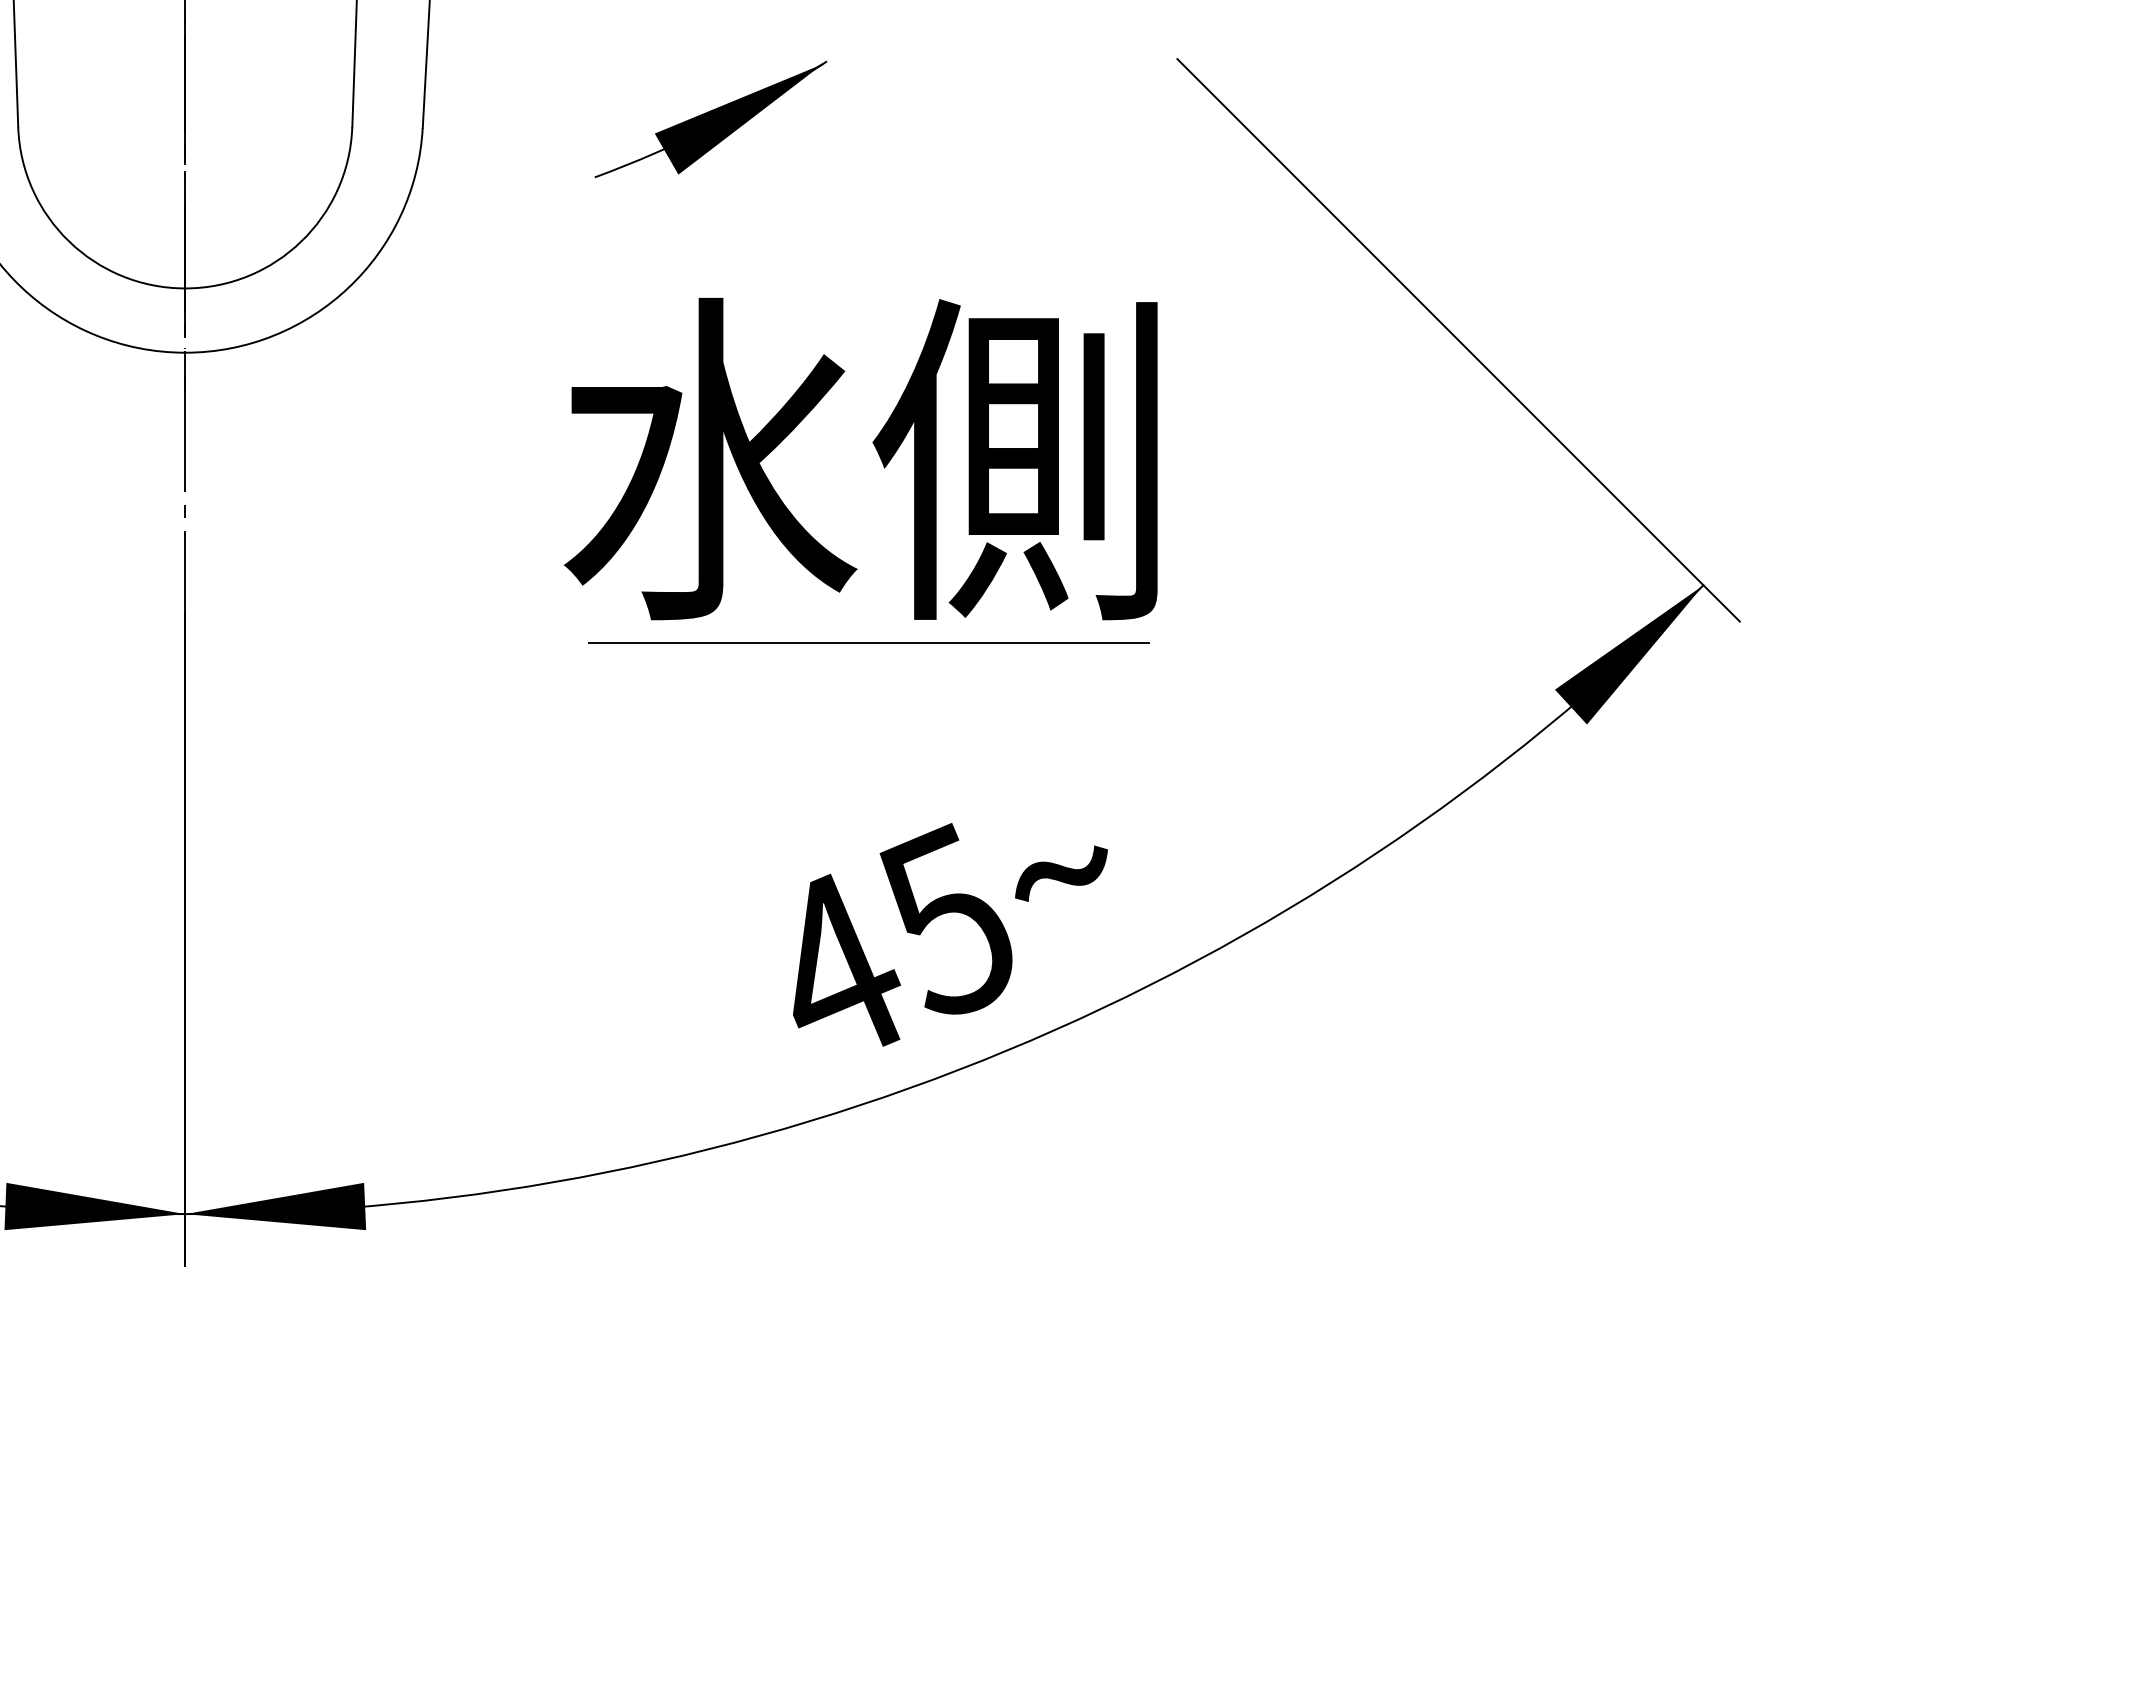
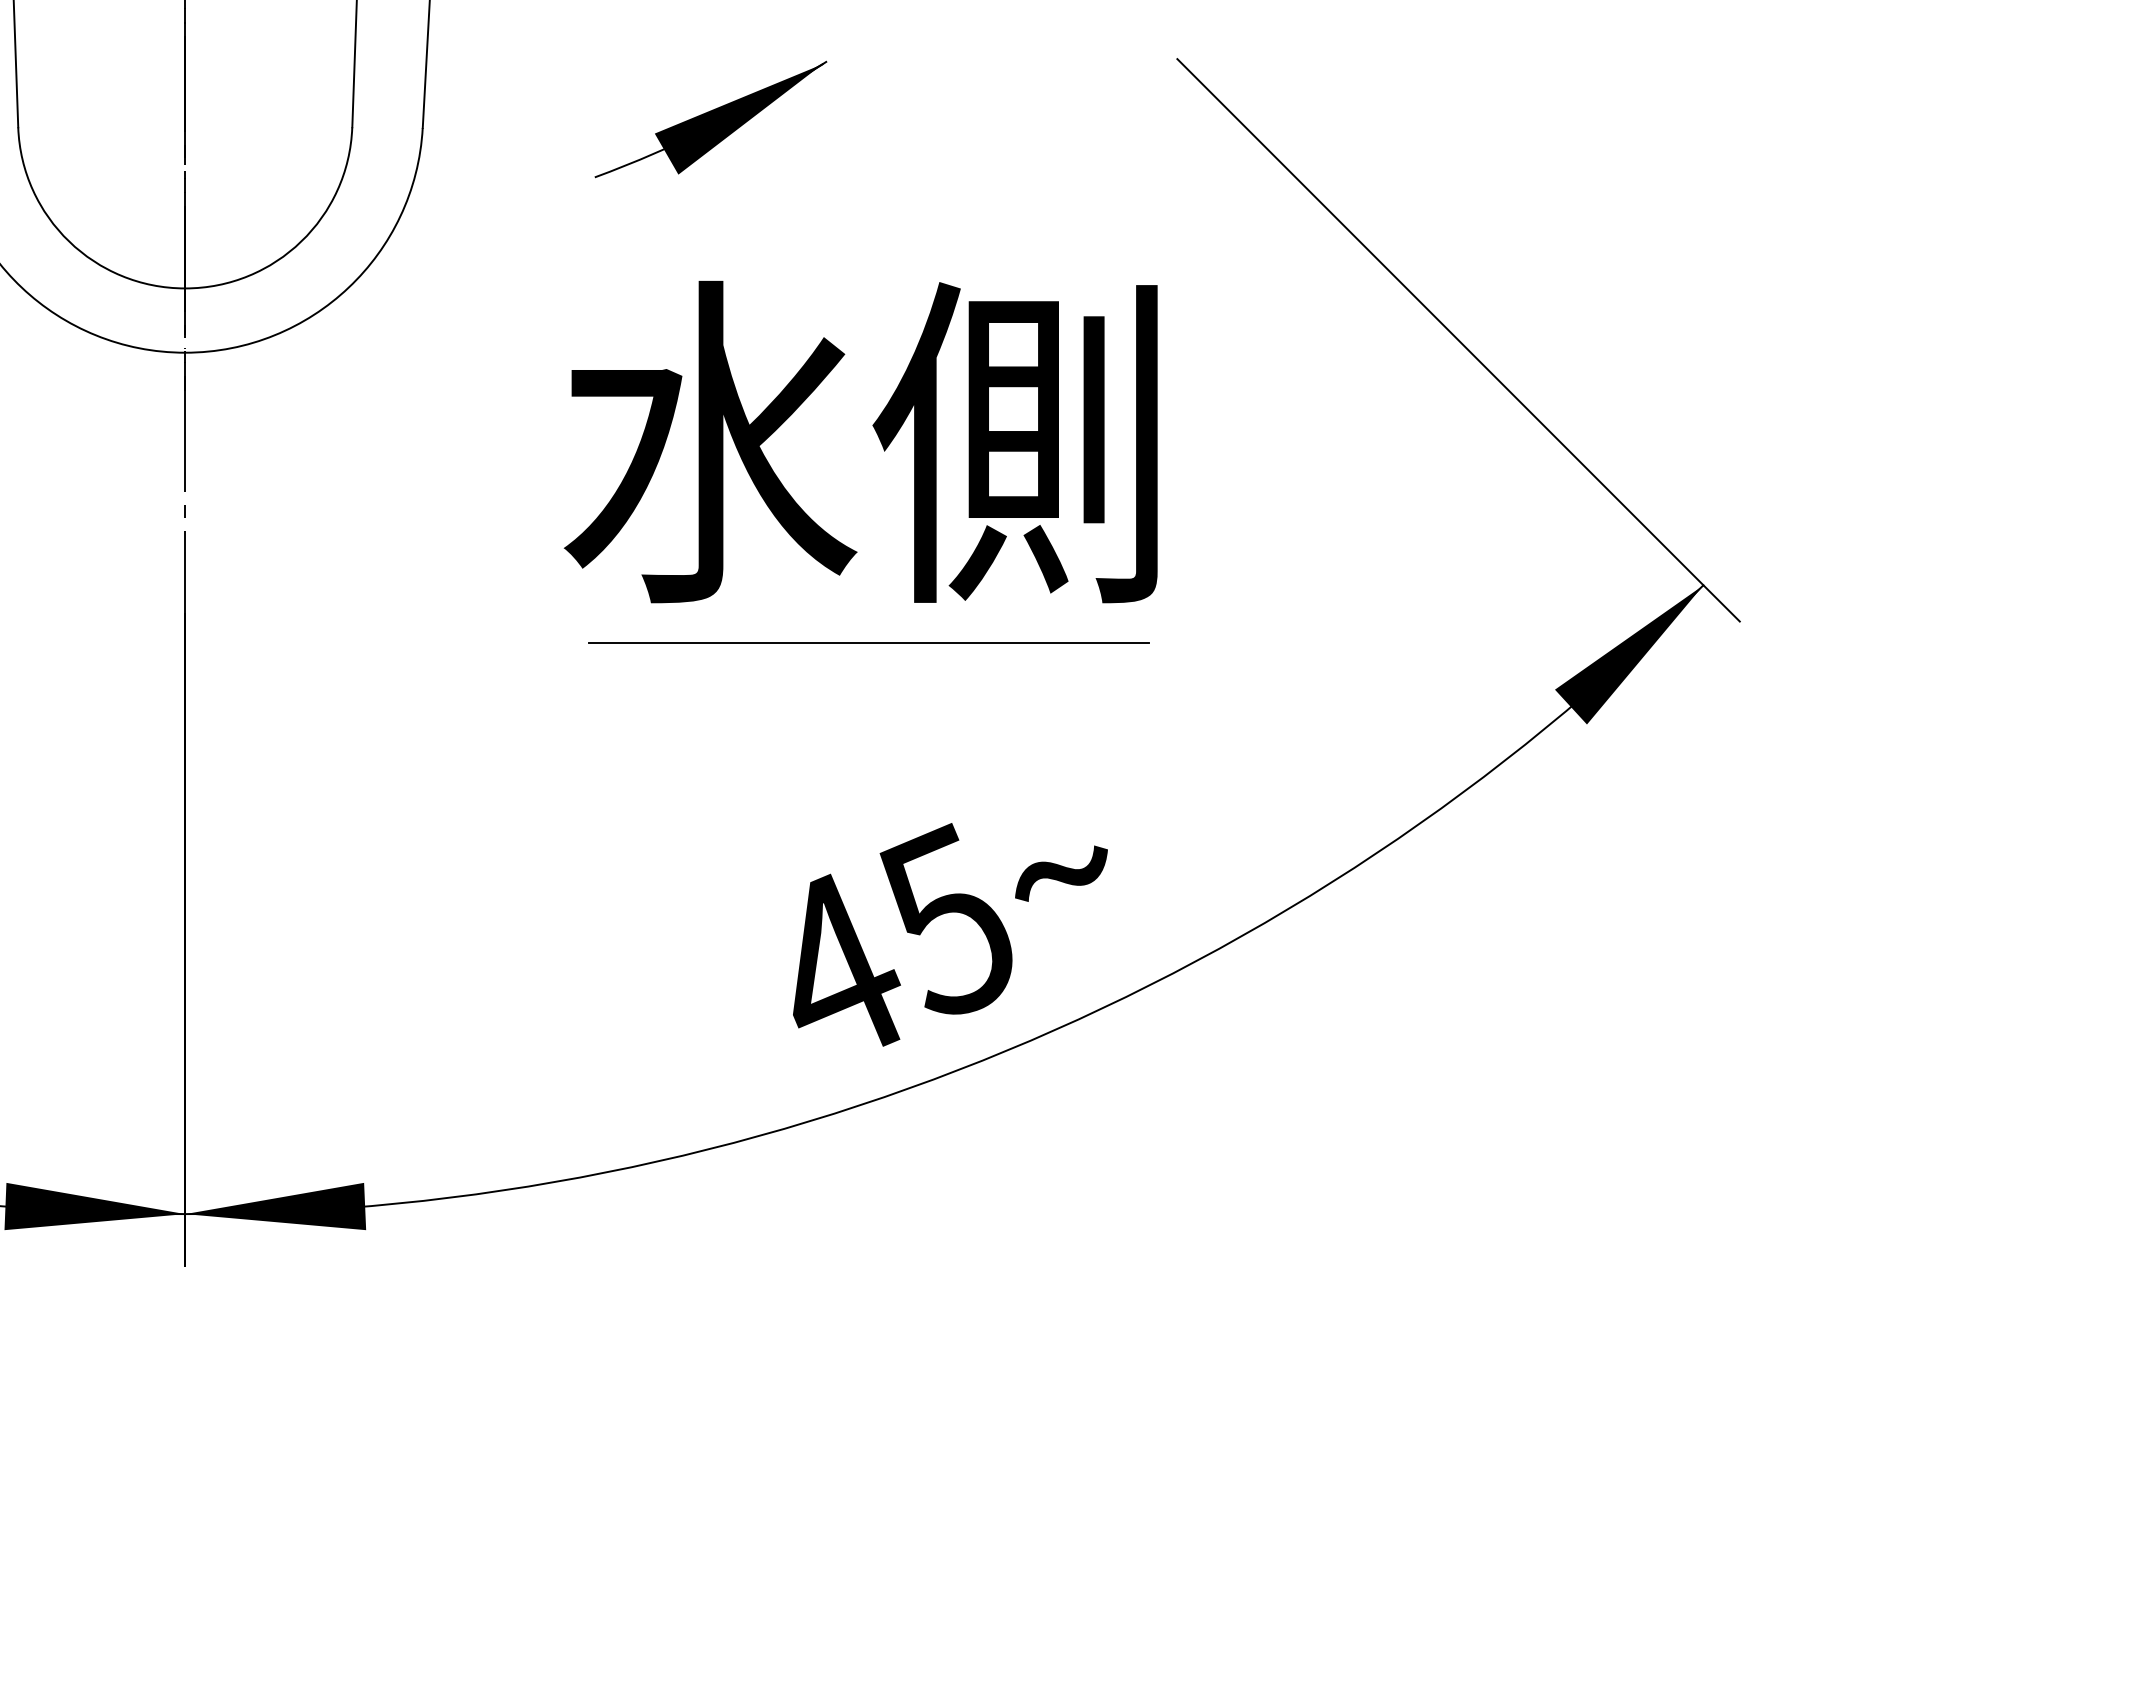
text position: (860, 459) -> (860, 442) (860, 442)
